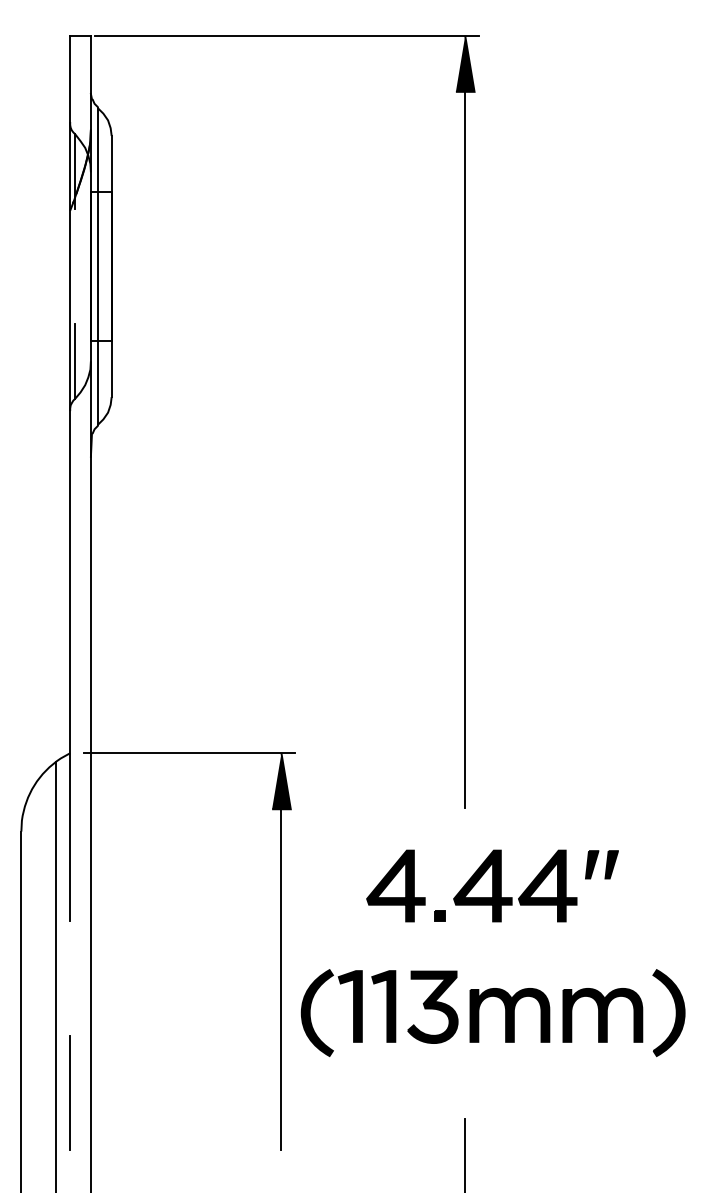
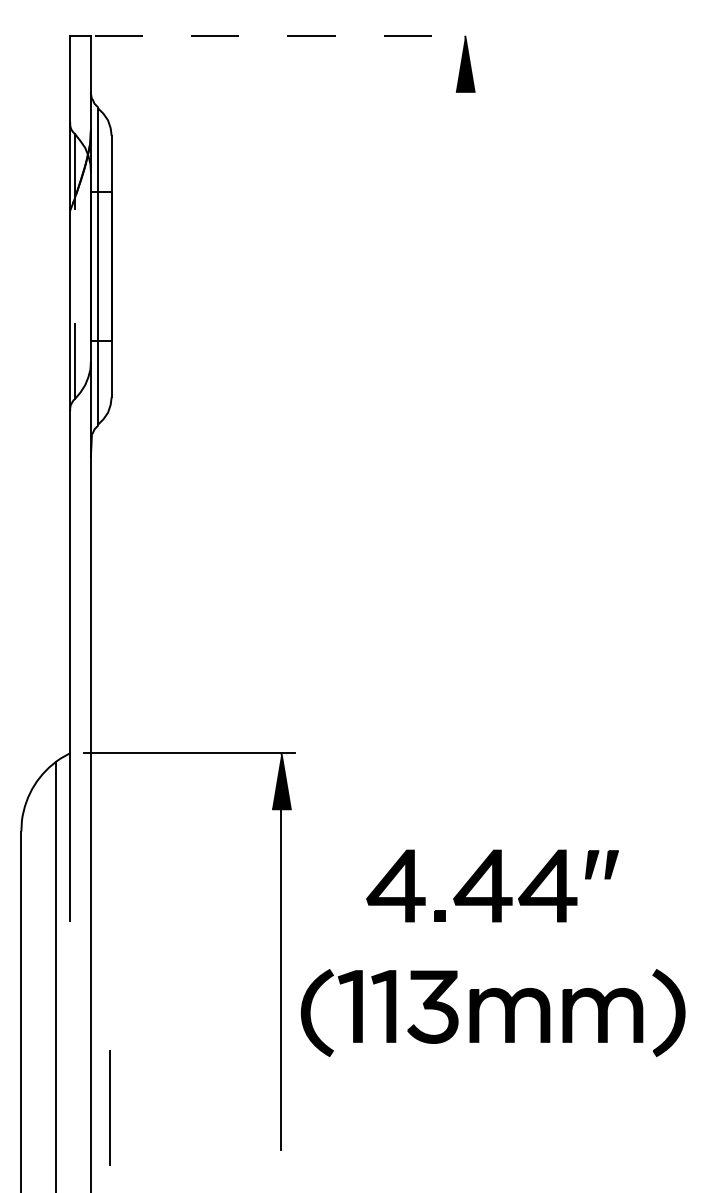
line: solid -> dashed (287, 35)
line: present -> none (465, 449)
line position: (69, 1092) -> (109, 1107) (109, 1107)
line: present -> none (465, 1153)
